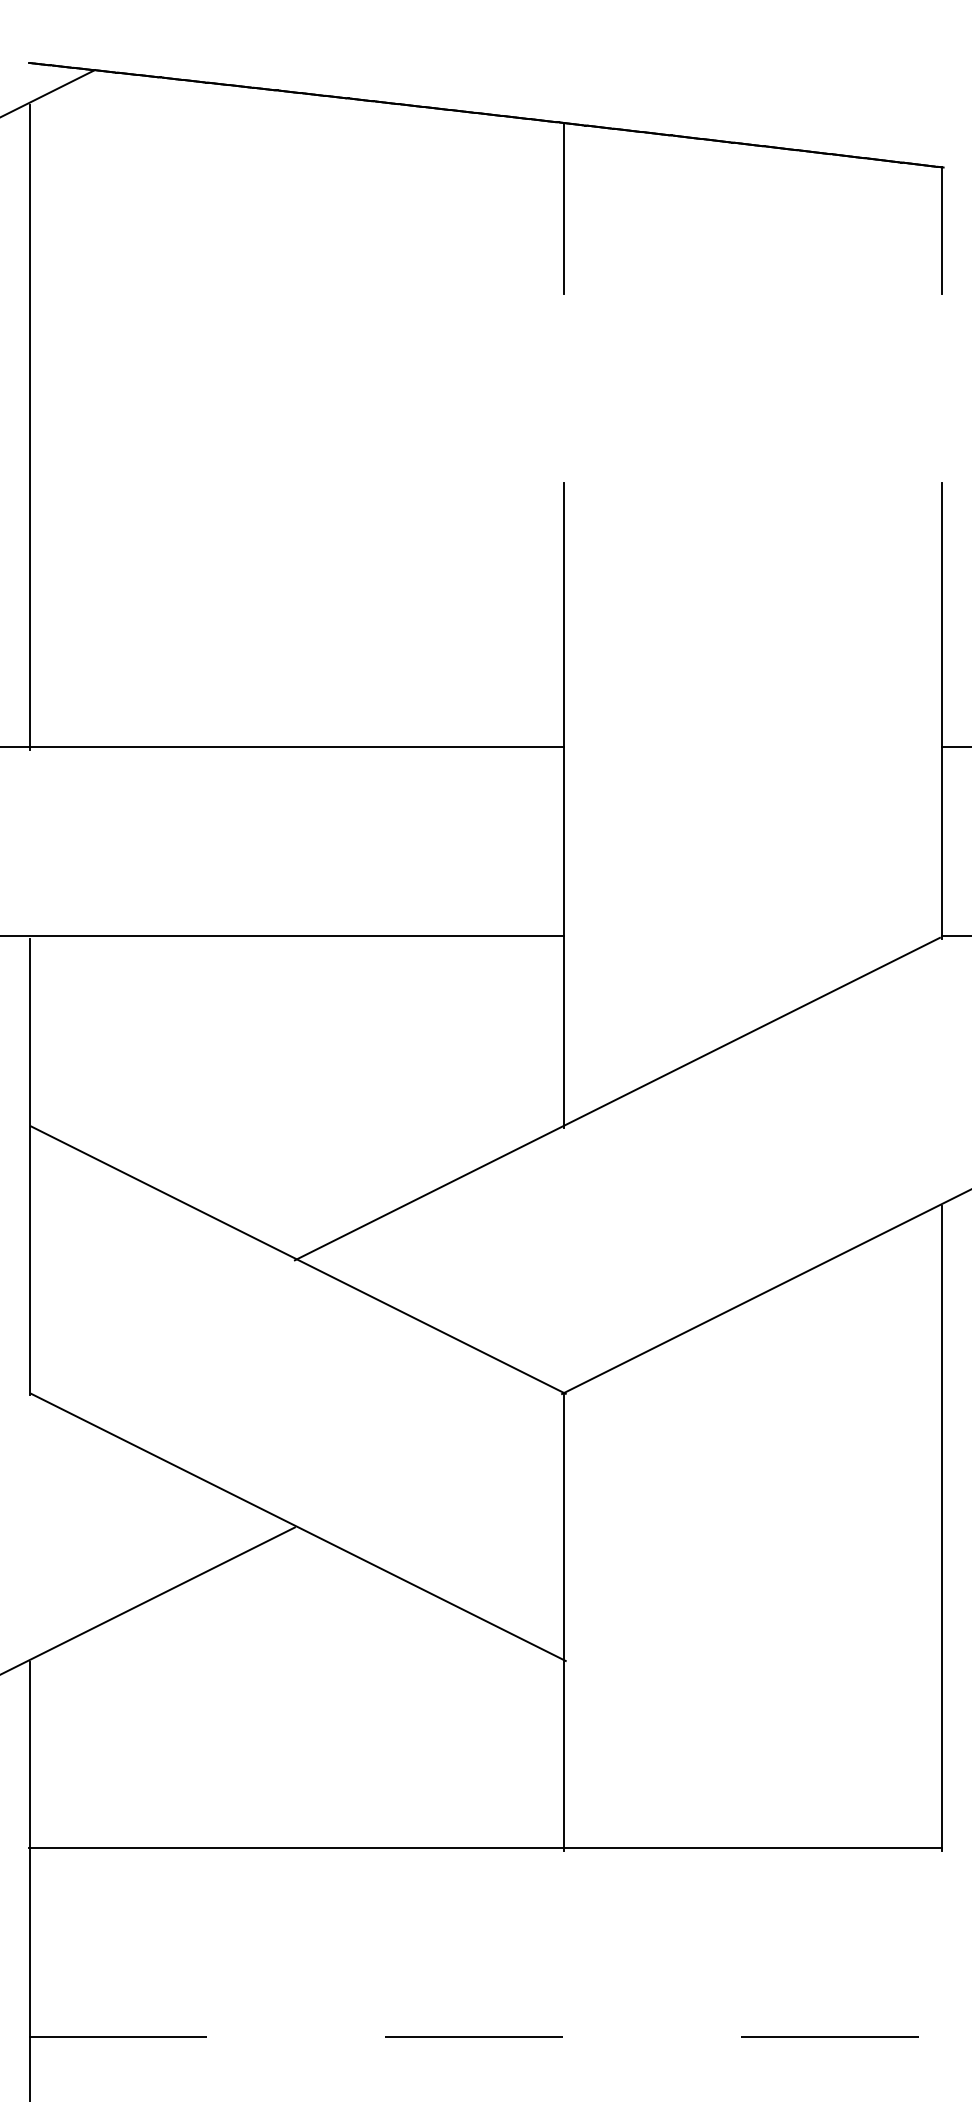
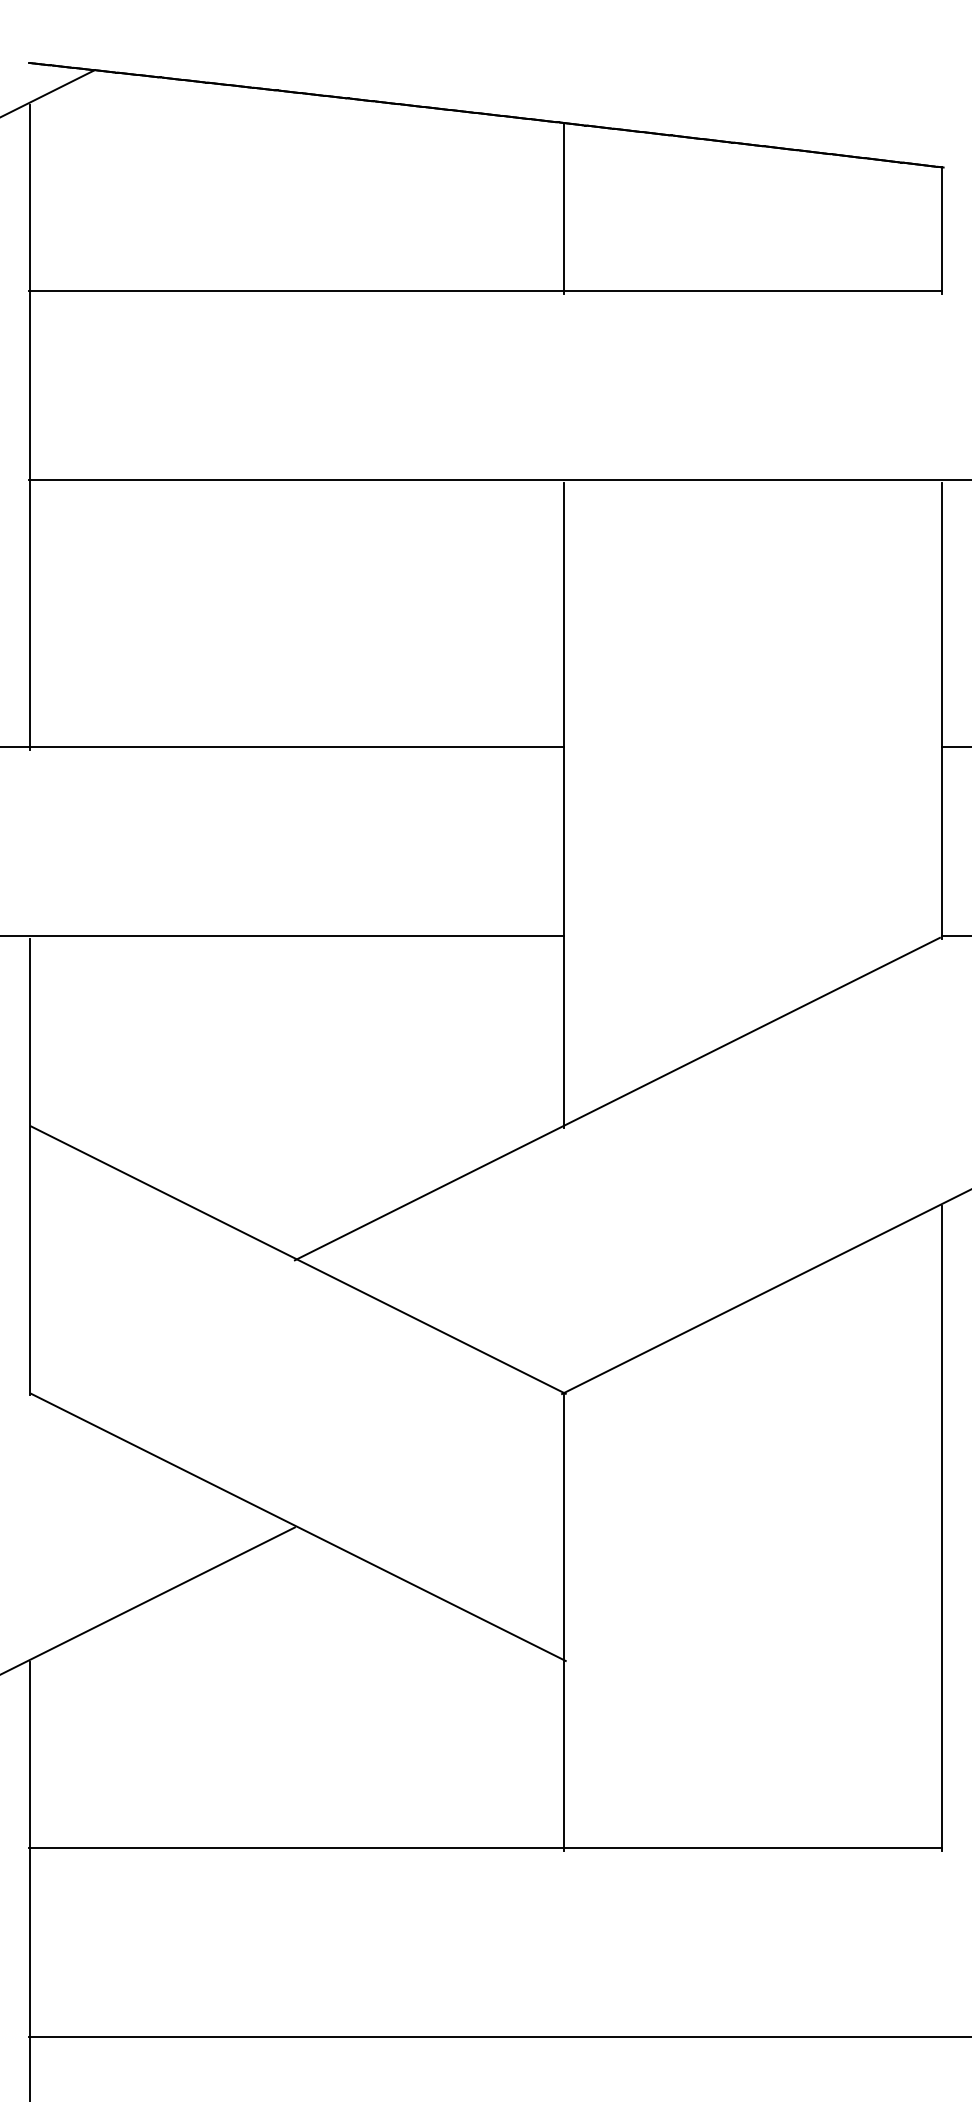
line: none -> present (485, 291)
line: none -> present (498, 480)
line: dashed -> solid (500, 2037)
